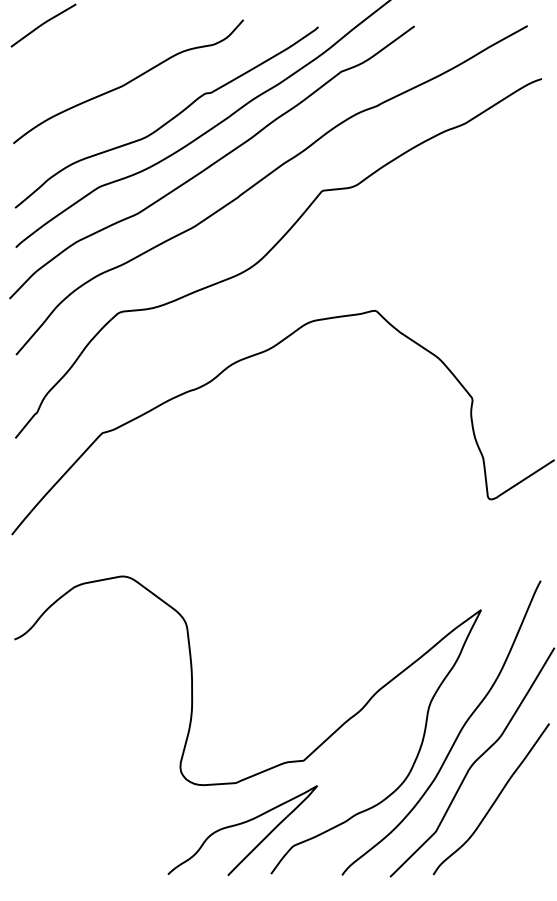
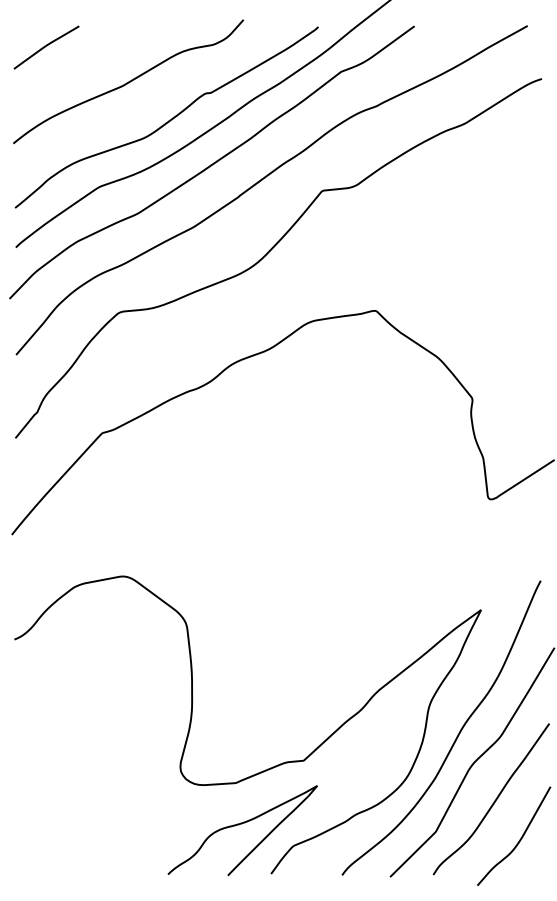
curve position: (43, 24) -> (46, 46) (46, 46)
curve: none -> present (519, 839)
